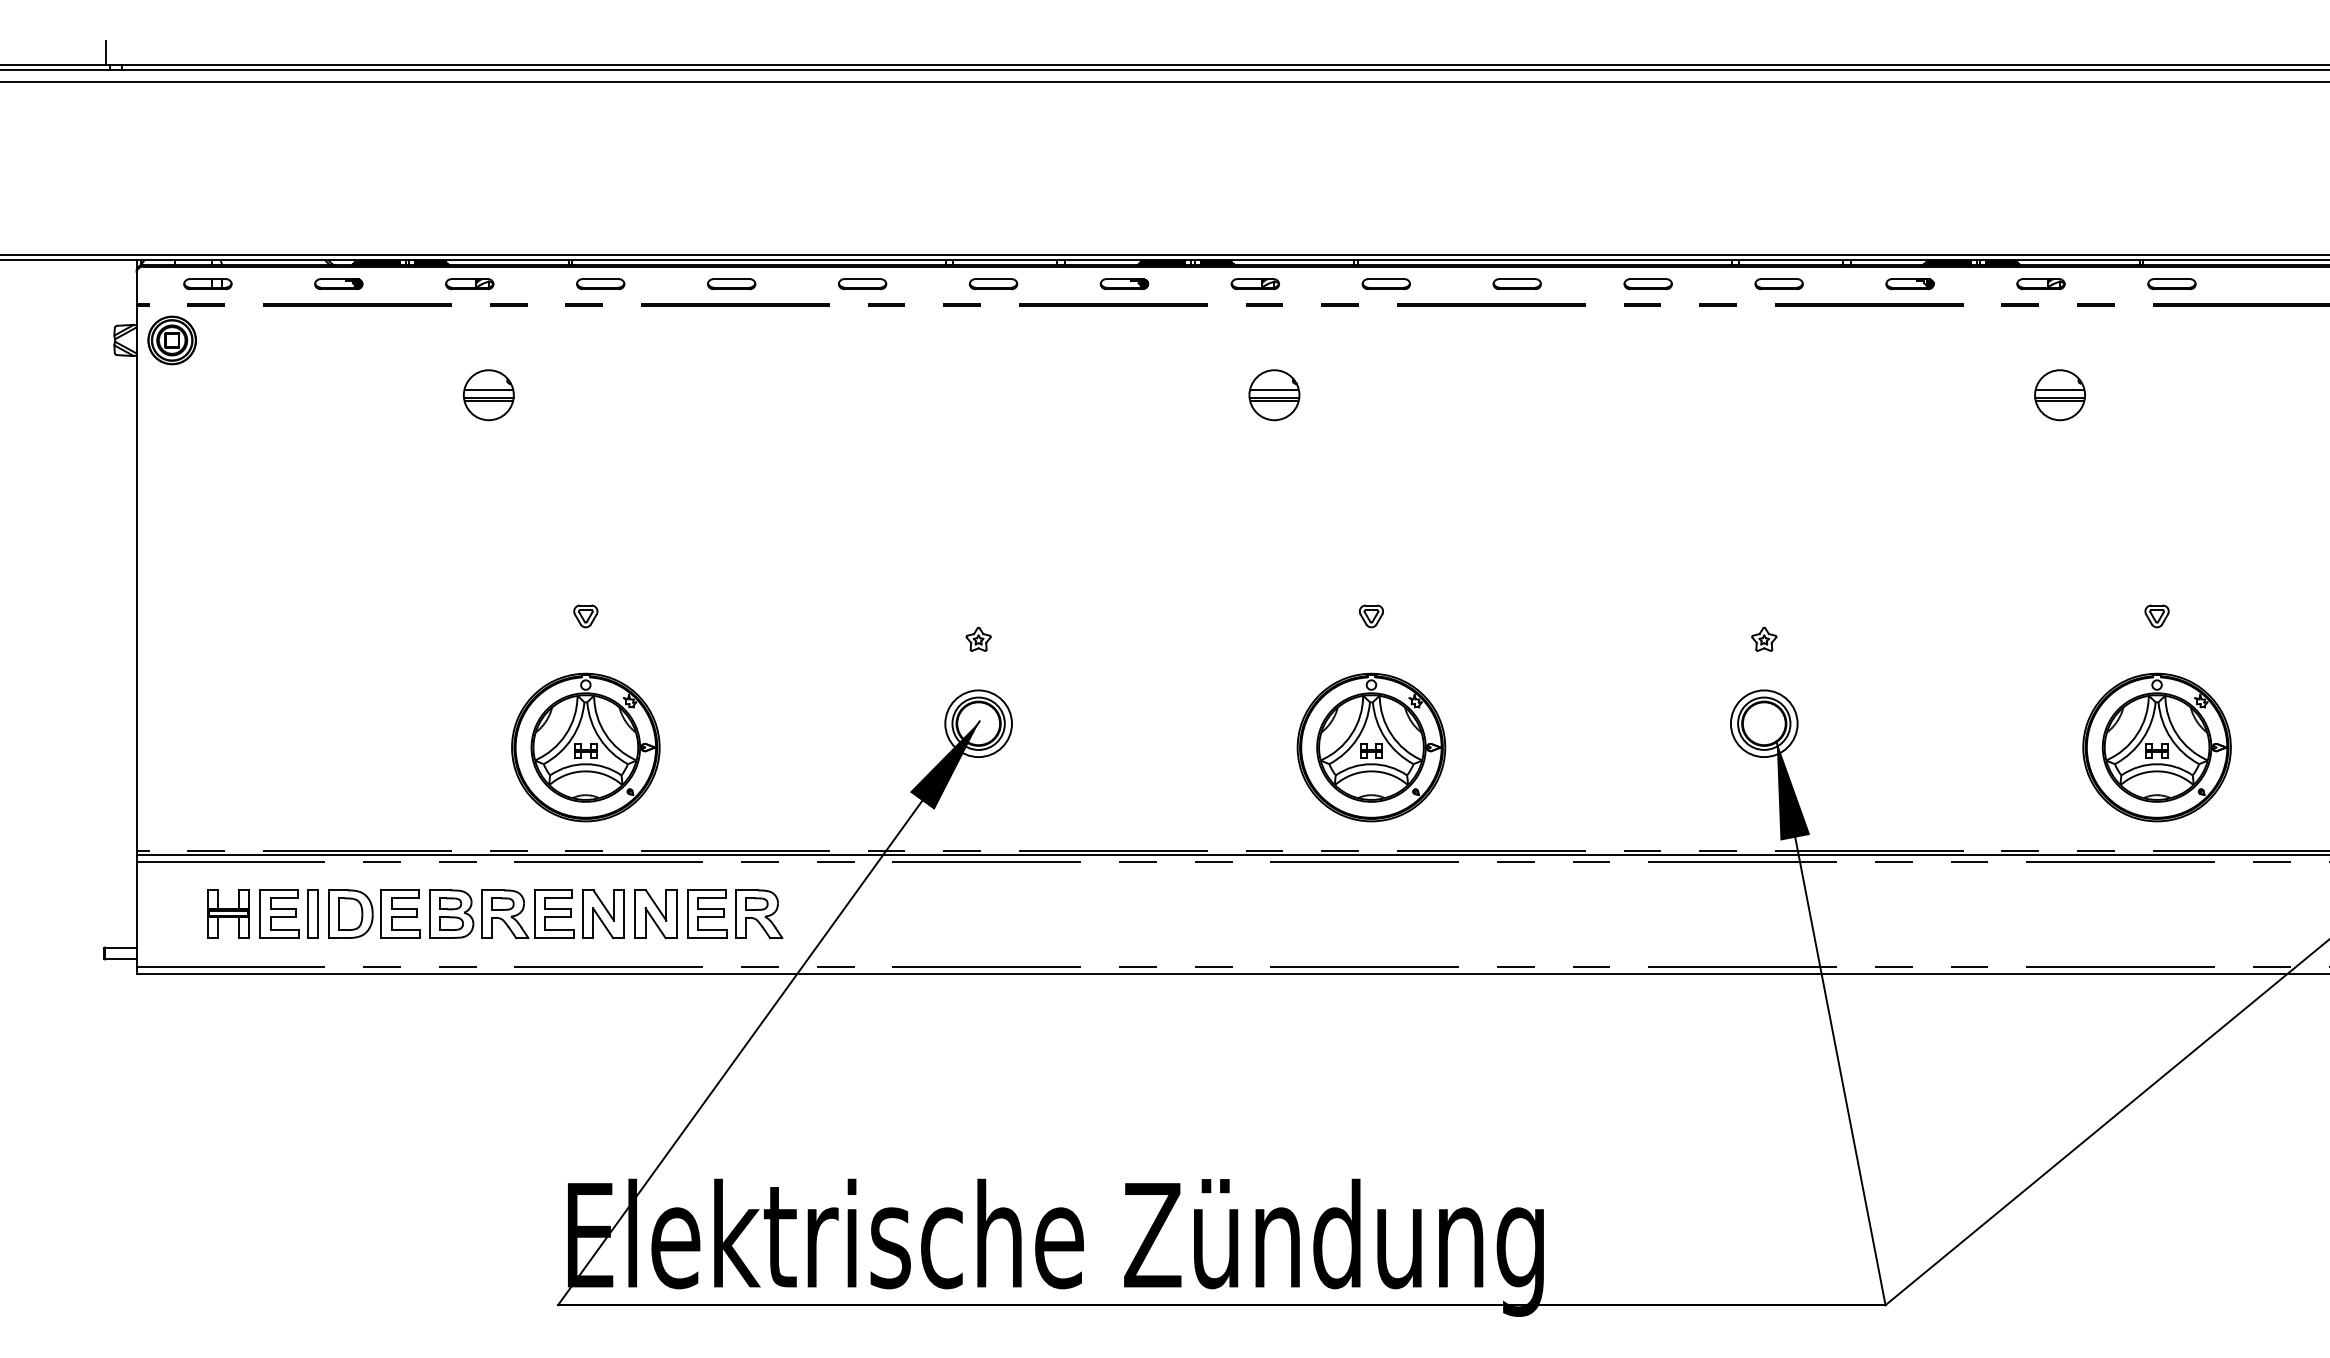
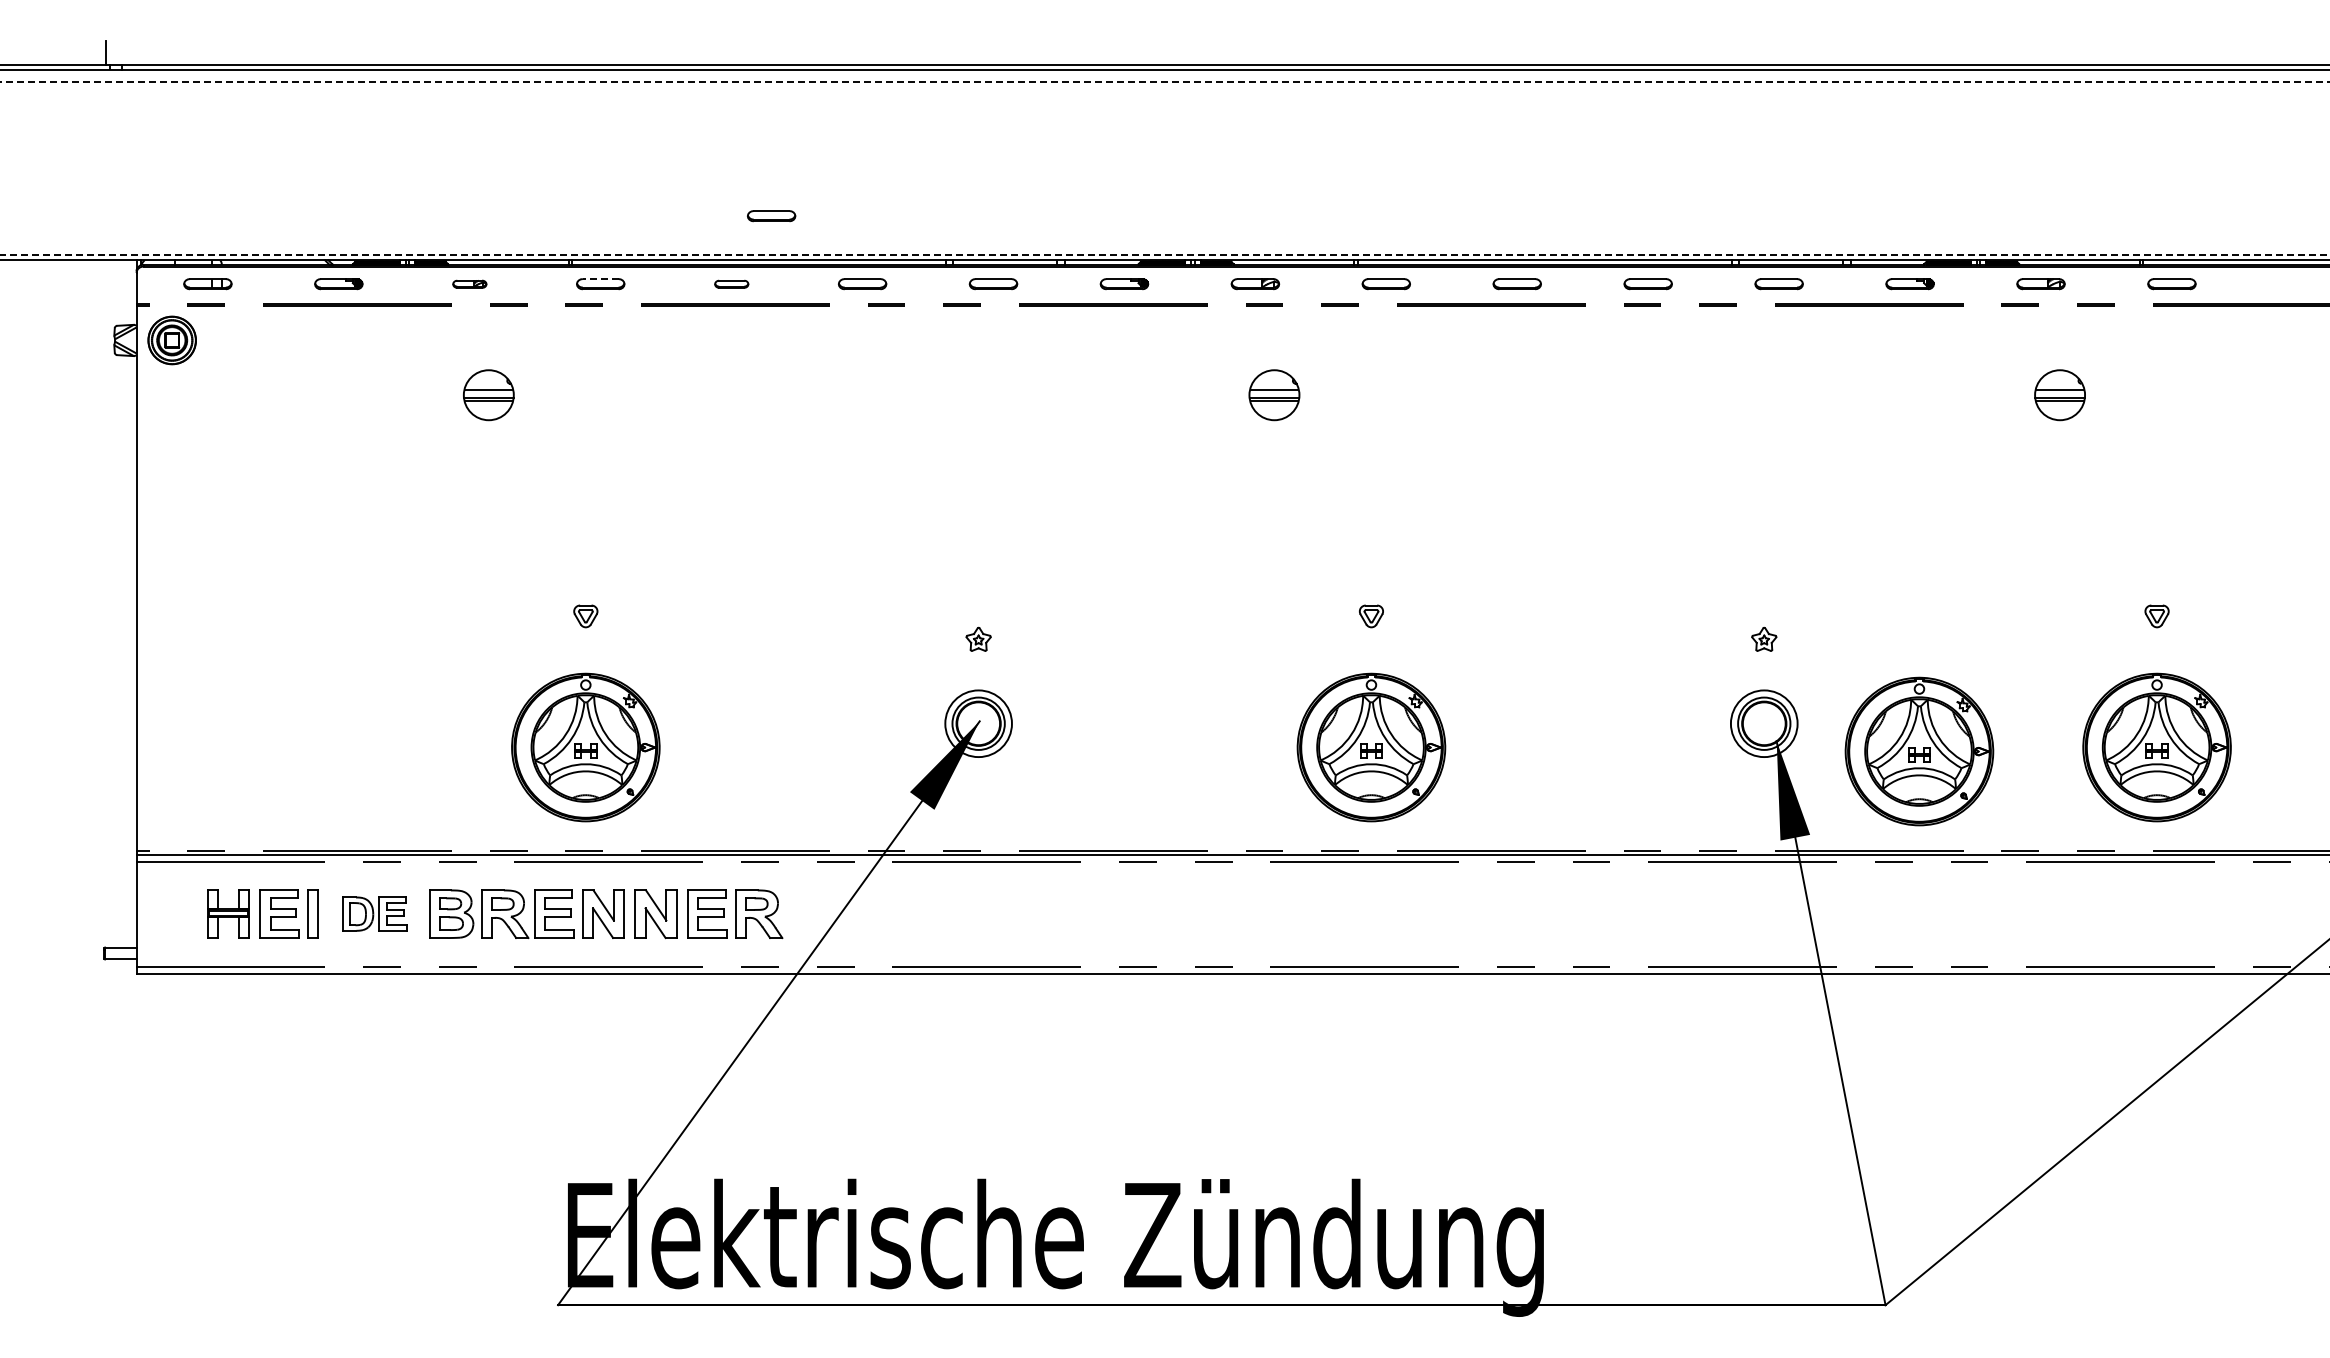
line: solid -> dashed (1164, 81)
part: none -> present (771, 216)
line: solid -> dashed (1165, 255)
line: solid -> dashed (600, 279)
part size: 50x13 px -> 36x10 px (469, 283)
part size: 50x13 px -> 36x10 px (731, 283)
part: none -> present (1919, 751)
part size: 93x50 px -> 66x36 px (374, 913)
